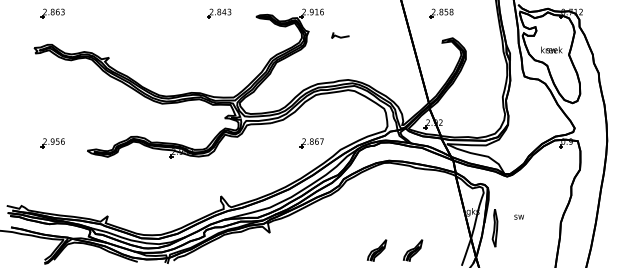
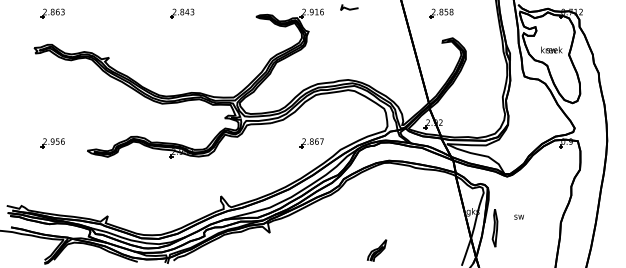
part position: (219, 13) -> (182, 13) (182, 13)
curve position: (340, 36) -> (349, 8) (349, 8)
part: present -> none (412, 250)
